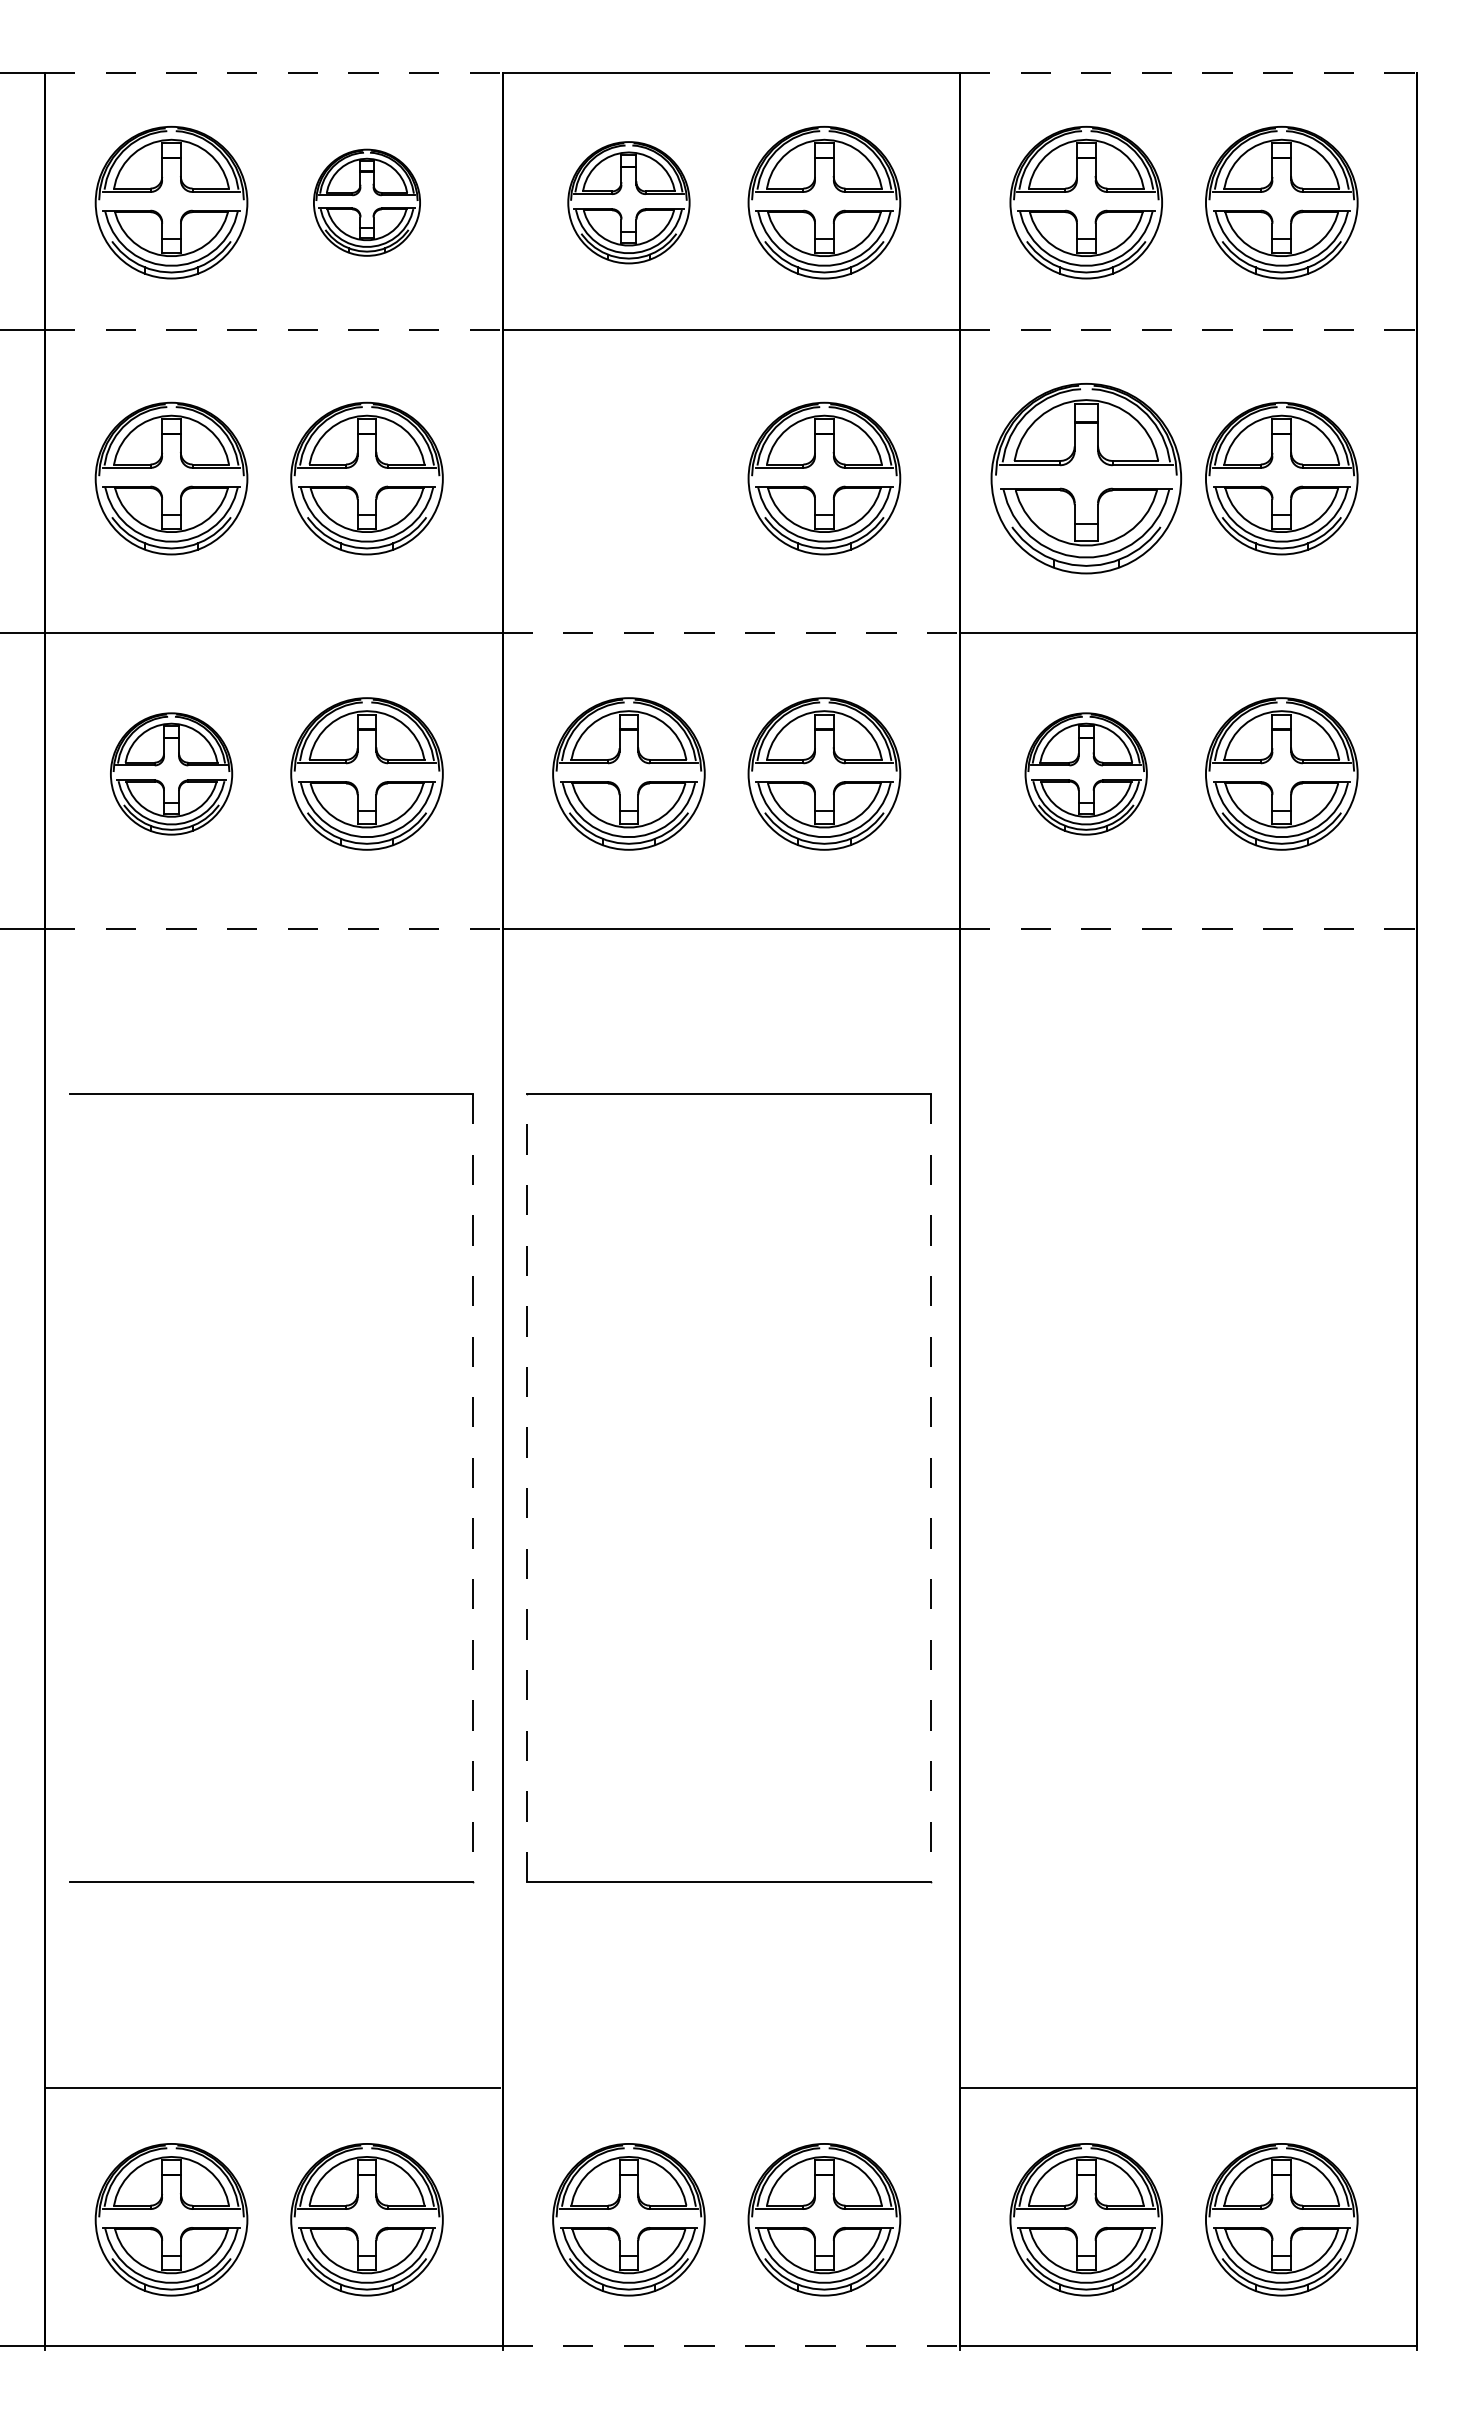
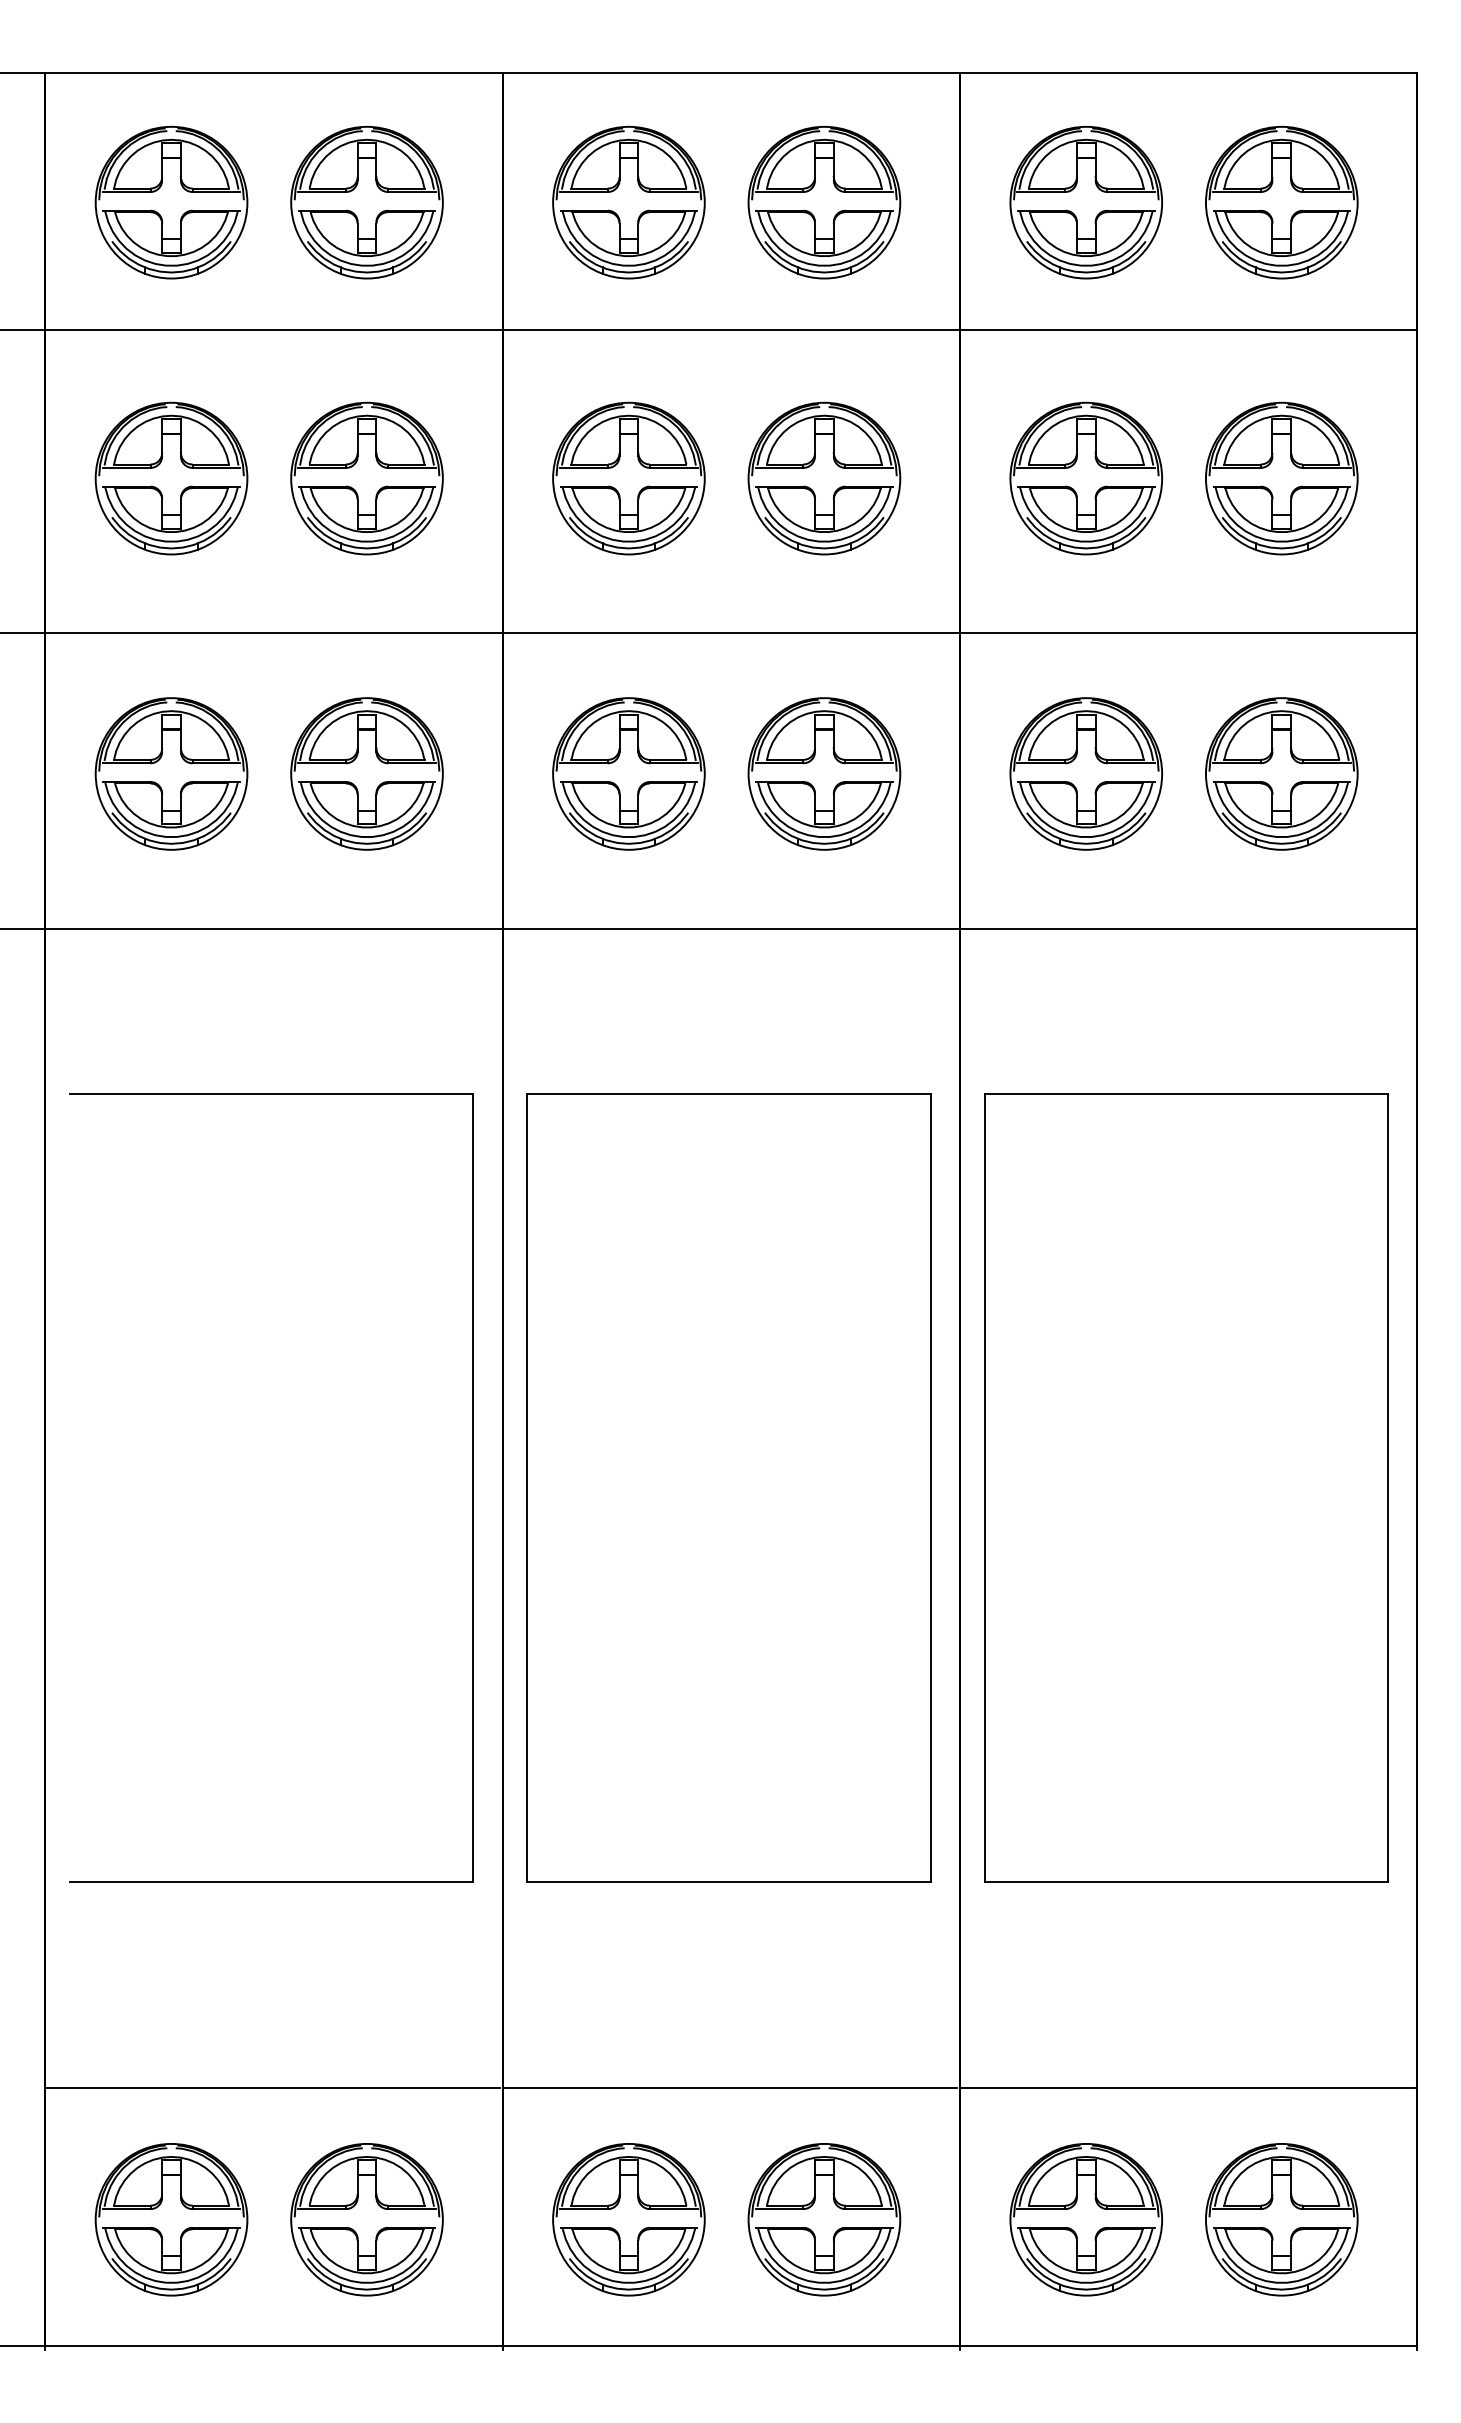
line: dashed -> solid (273, 72)
line: dashed -> solid (1188, 72)
part size: 108x109 px -> 154x154 px (366, 202)
part size: 124x124 px -> 154x154 px (628, 202)
line: dashed -> solid (273, 330)
line: dashed -> solid (1188, 330)
part: none -> present (628, 478)
part size: 193x192 px -> 154x155 px (1085, 478)
line: dashed -> solid (731, 633)
part size: 124x124 px -> 155x154 px (171, 773)
part size: 124x124 px -> 154x154 px (1085, 773)
line: dashed -> solid (273, 928)
line: dashed -> solid (1188, 928)
line: dashed -> solid (527, 1487)
part: none -> present (1186, 1487)
line: dashed -> solid (473, 1488)
line: dashed -> solid (930, 1488)
line: none -> present (729, 2088)
line: dashed -> solid (731, 2346)
